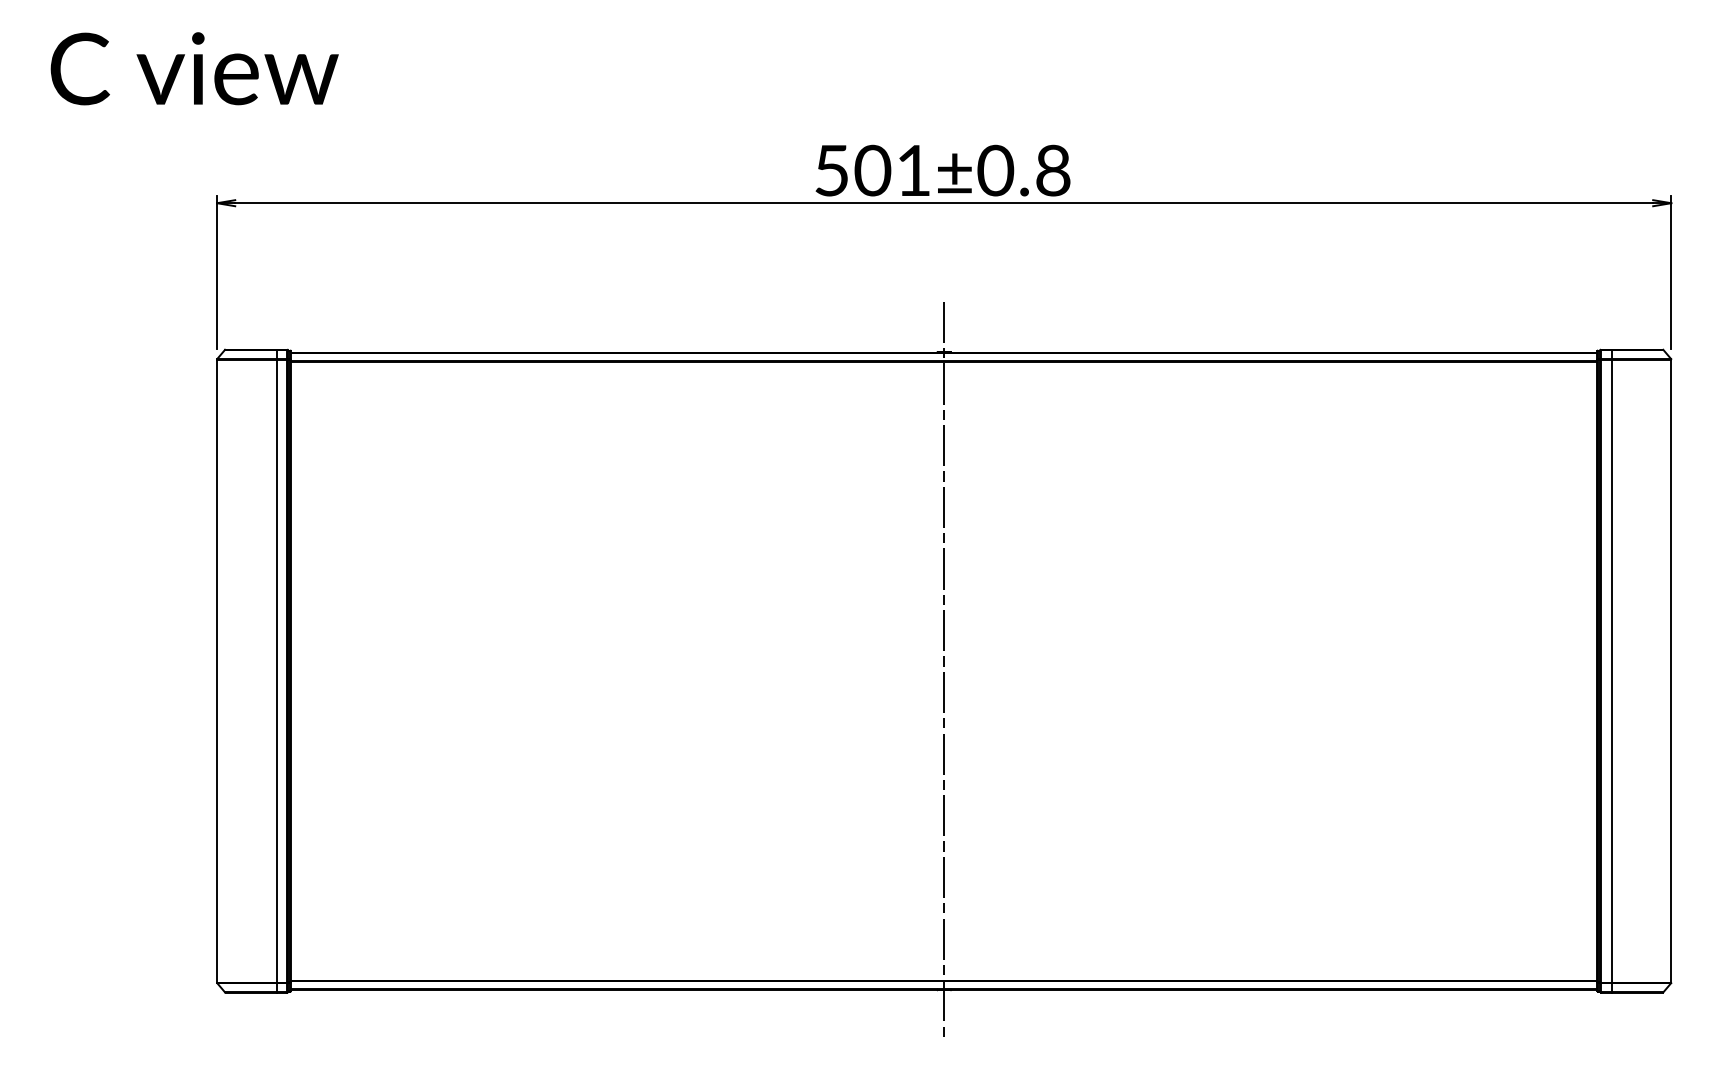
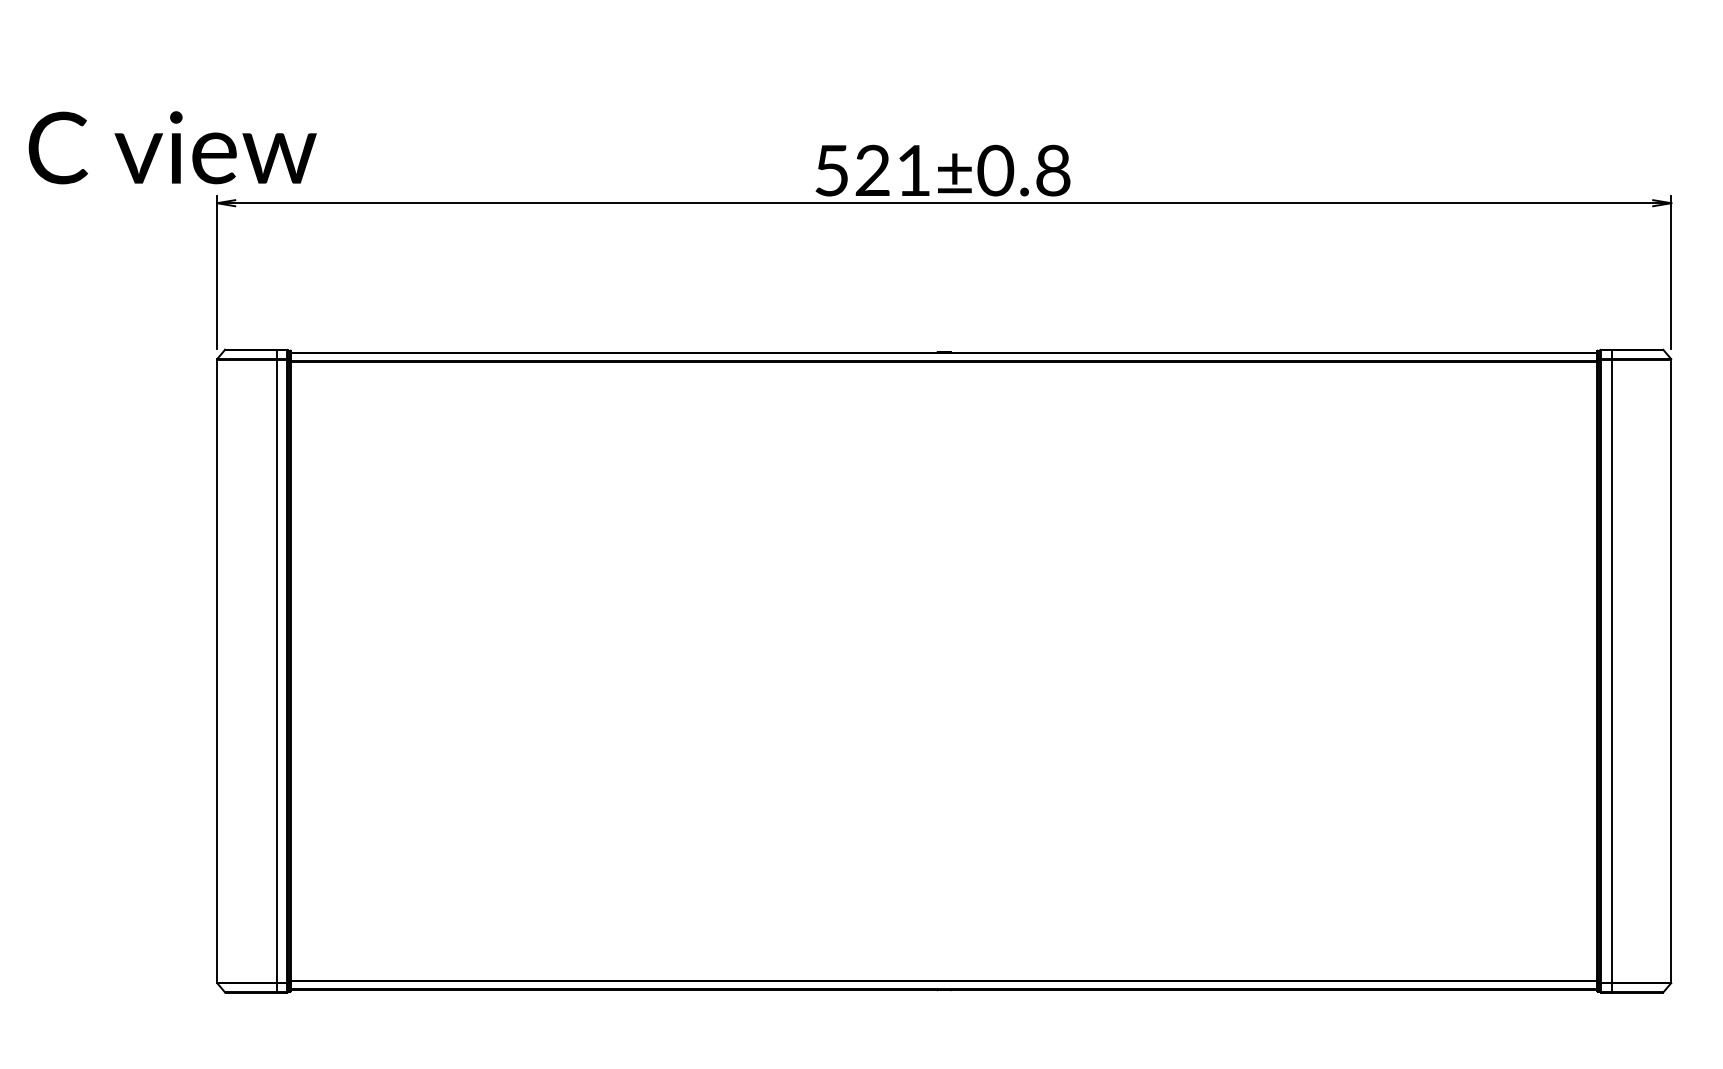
text position: (194, 68) -> (172, 147) (172, 147)
text: 501±0.8 -> 521±0.8 (872, 170)
line: present -> none (944, 670)
